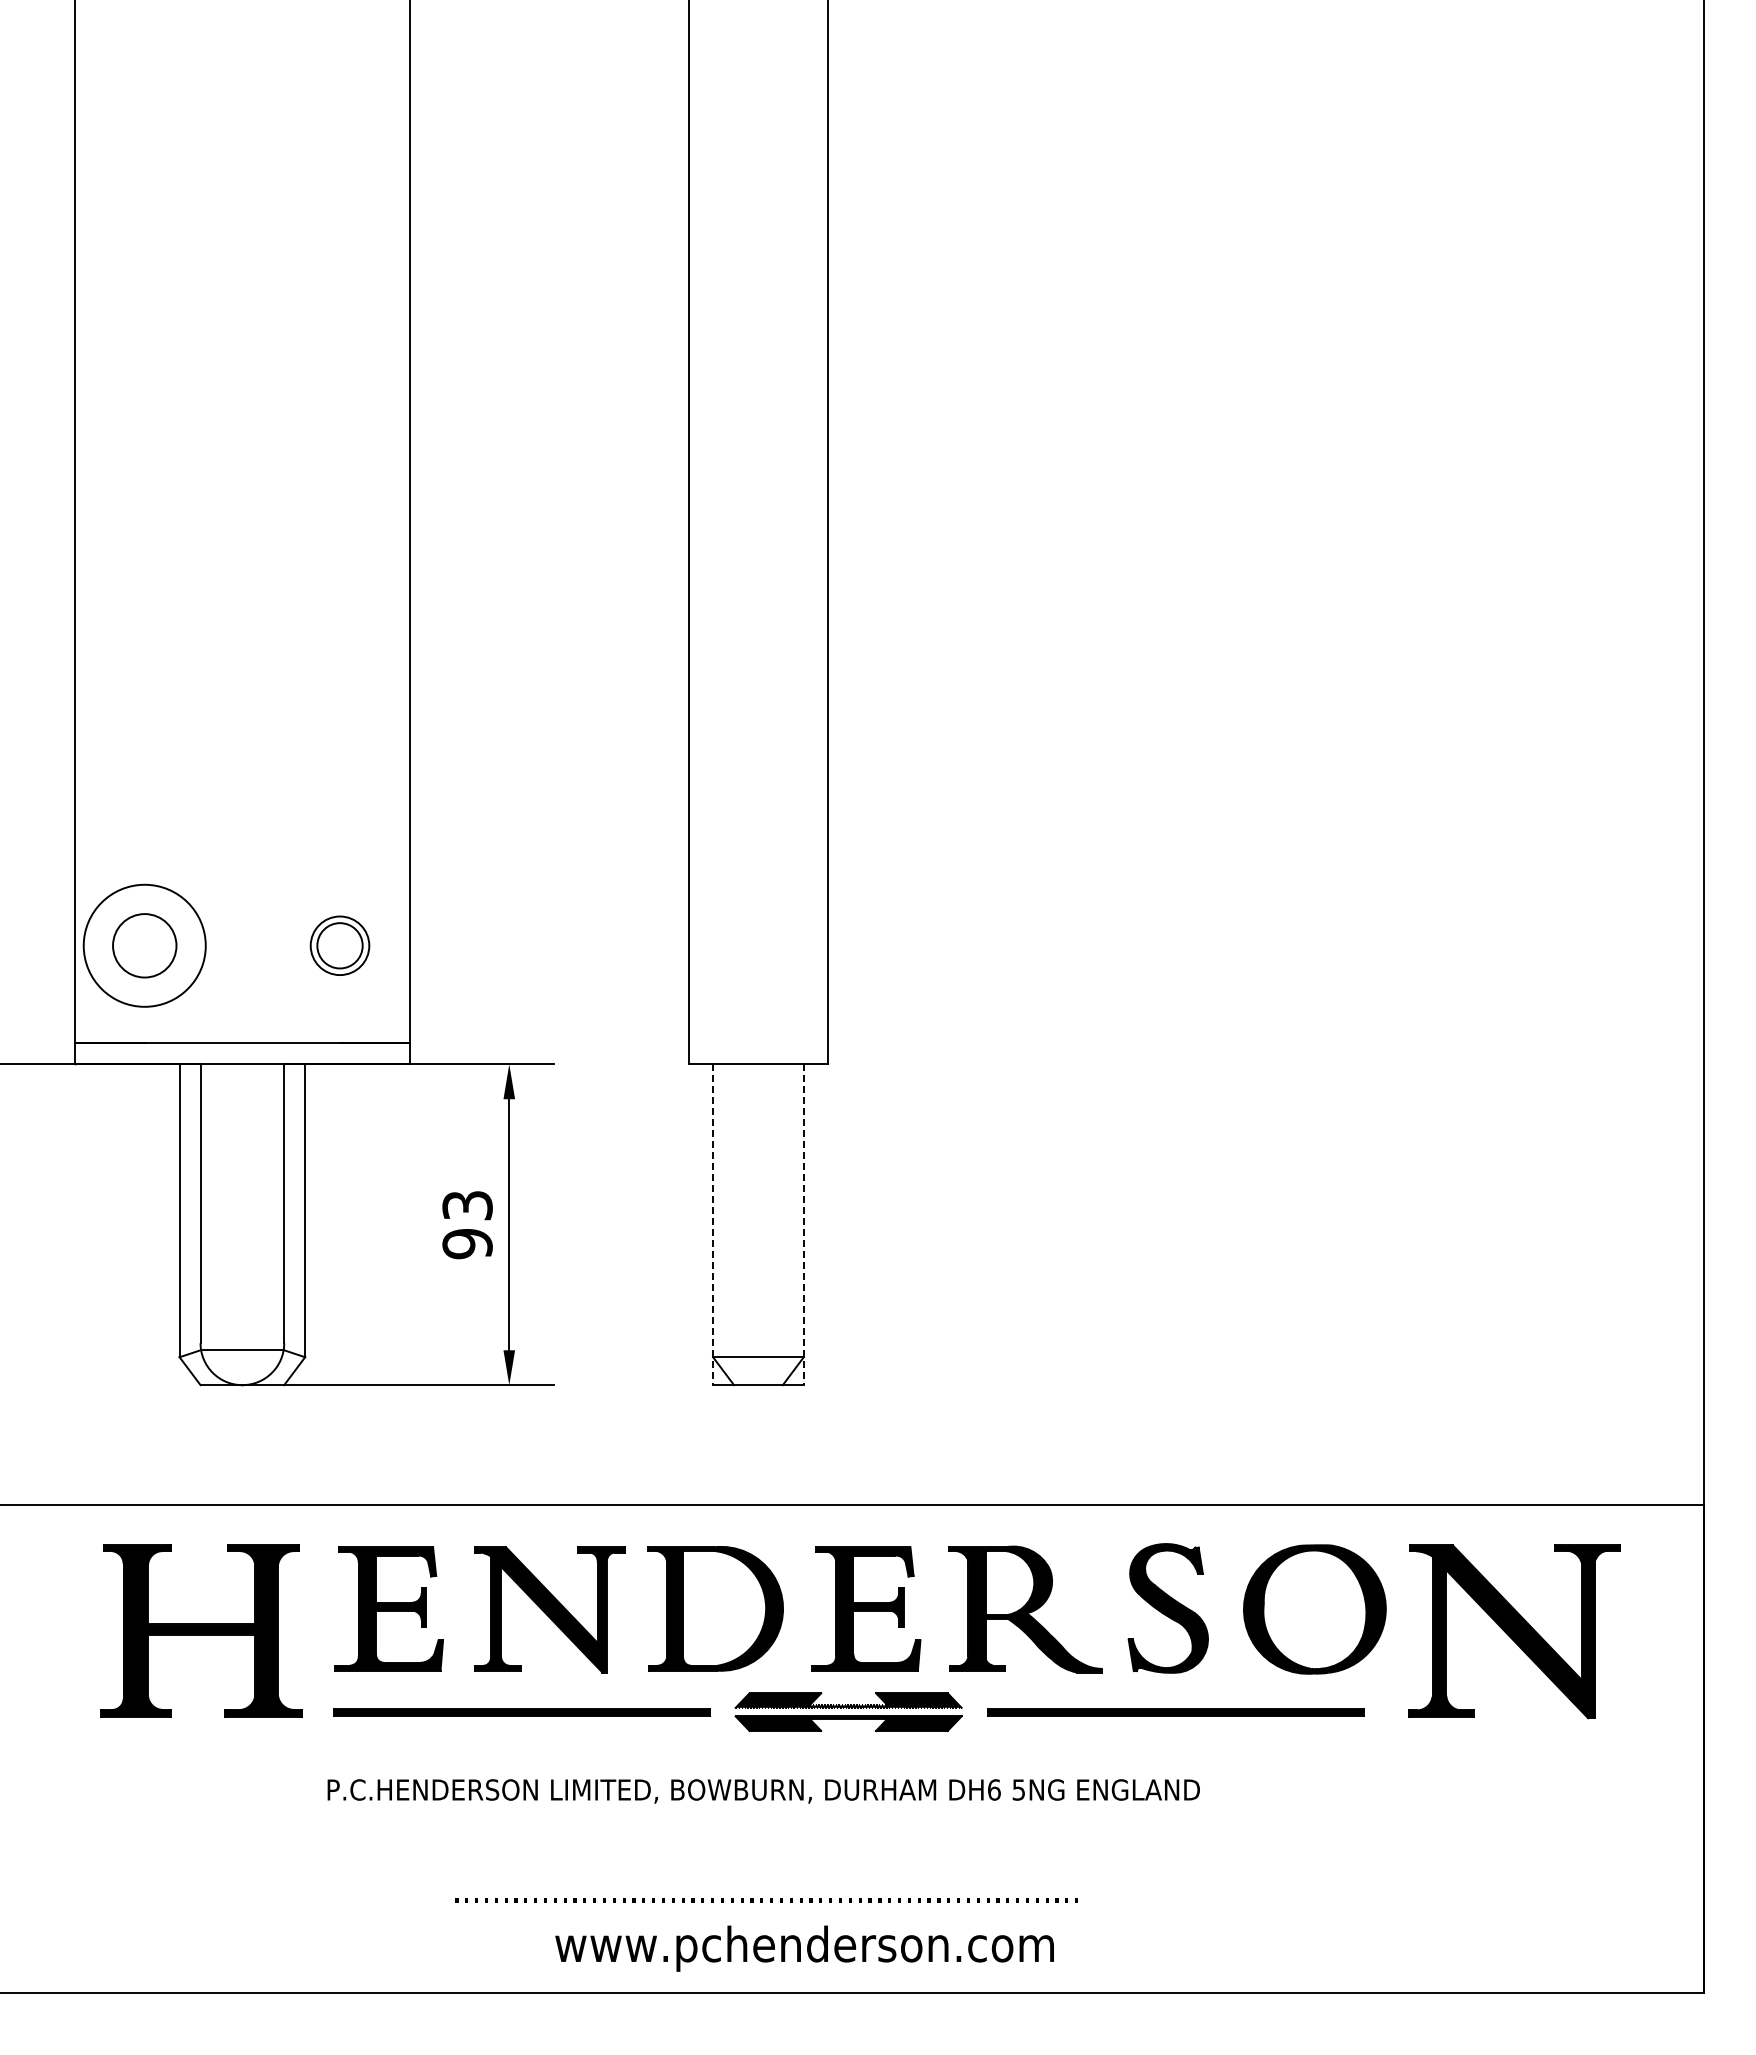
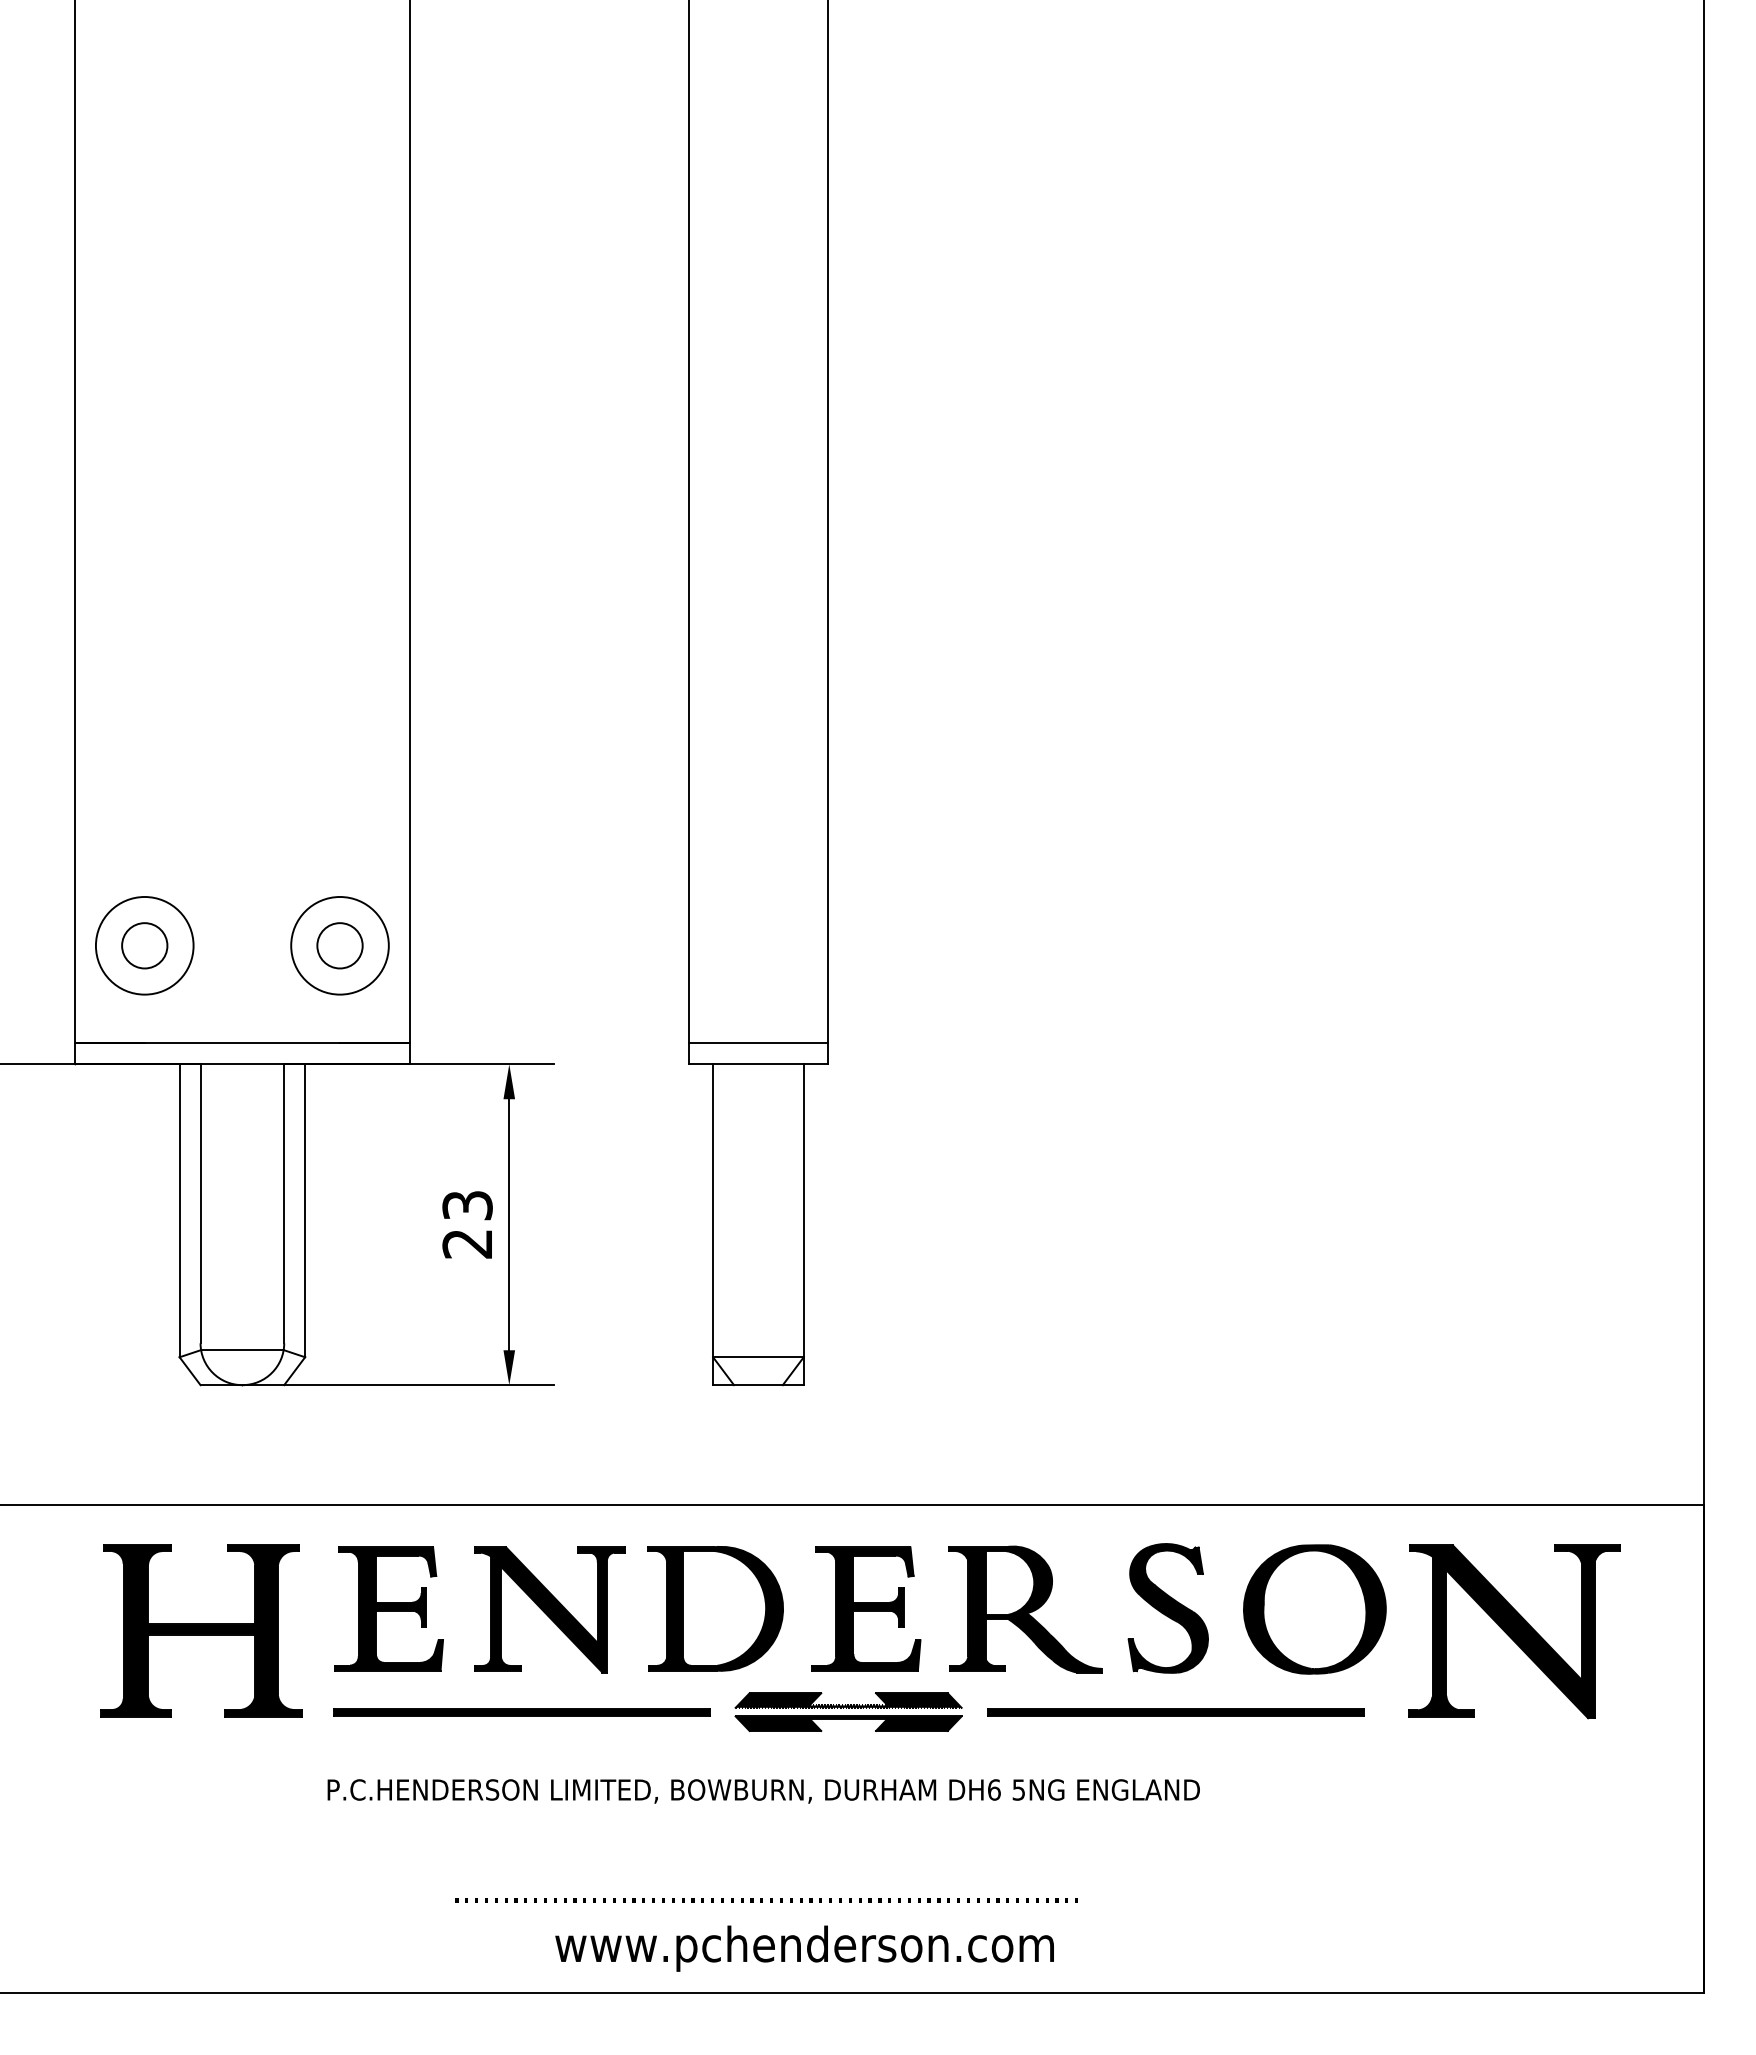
circle diameter: 122 px -> 98 px (144, 945)
circle diameter: 63 px -> 45 px (144, 945)
circle diameter: 59 px -> 98 px (339, 945)
line: none -> present (758, 1043)
line: dashed -> solid (713, 1225)
line: dashed -> solid (803, 1225)
text: 93 -> 23 (467, 1244)
